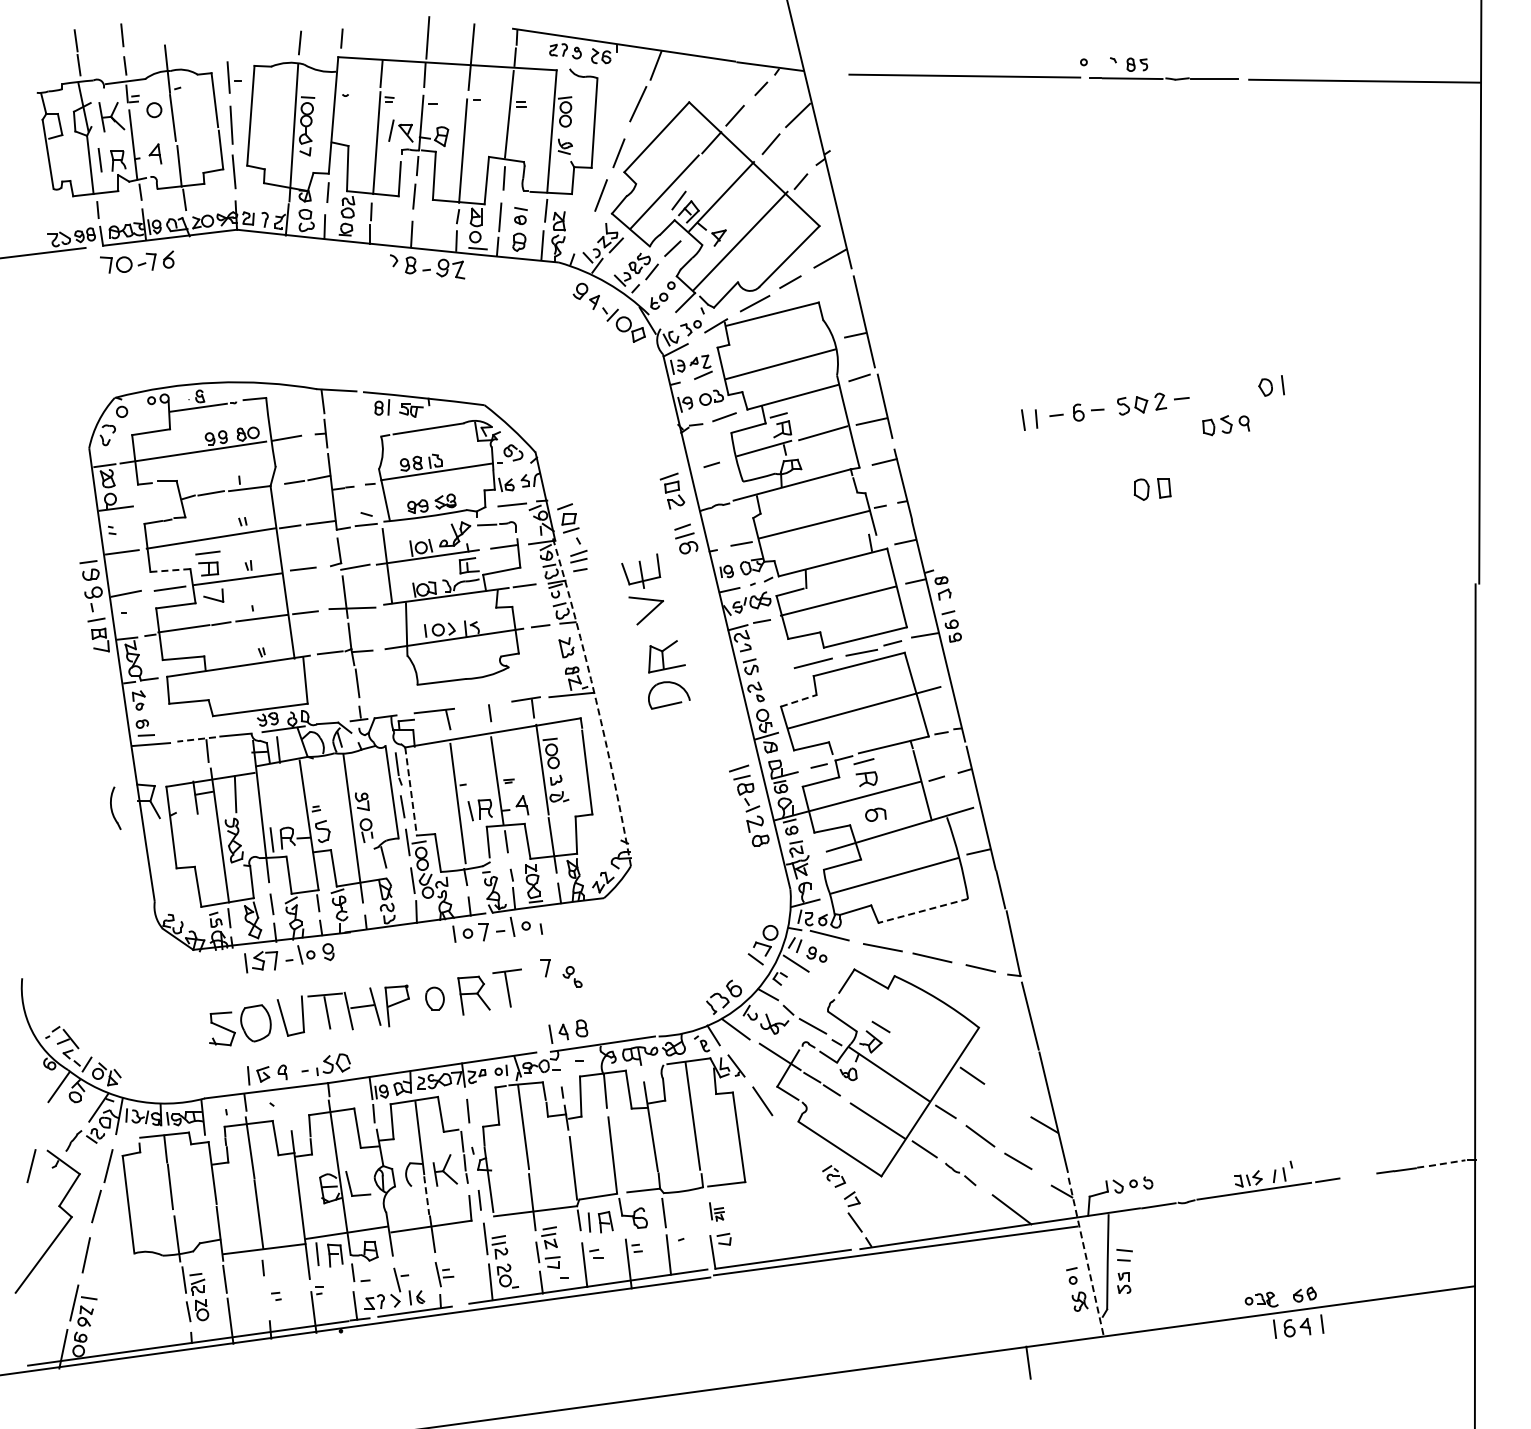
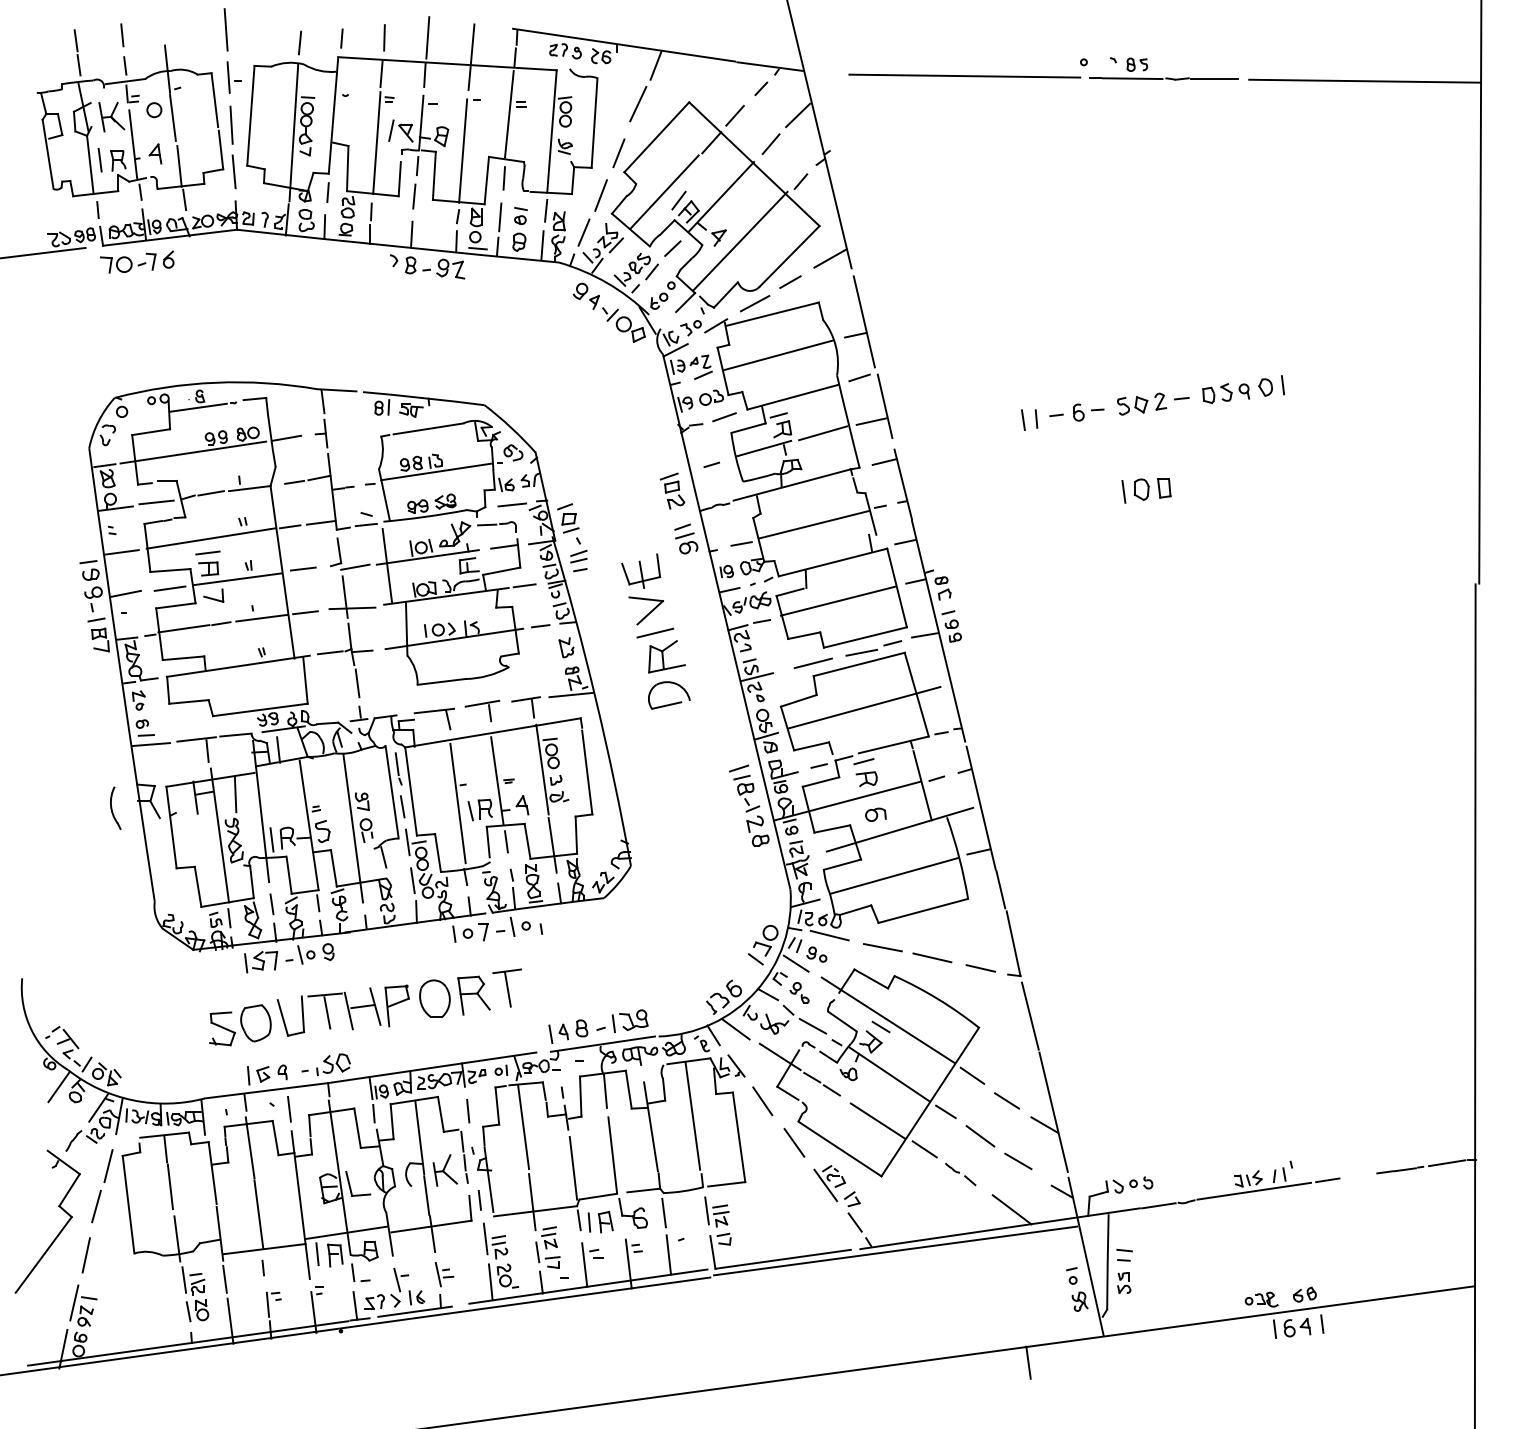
line: none -> present (225, 29)
line: none -> present (384, 37)
line: none -> present (583, 232)
line position: (780, 364) -> (778, 355) (778, 355)
part position: (1225, 425) -> (1225, 393) (1225, 393)
line: none -> present (1123, 491)
line: none -> present (156, 502)
line: dashed -> solid (170, 570)
line: none -> present (655, 632)
line: none -> present (756, 677)
arc: dashed -> solid (596, 700)
line: dashed -> solid (798, 700)
line: none -> present (482, 703)
line: dashed -> solid (196, 739)
line: dashed -> solid (411, 792)
line: dashed -> solid (922, 911)
part: present -> none (545, 968)
part position: (572, 976) -> (799, 992) (799, 992)
part size: 20x25 px -> 32x39 px (434, 998)
line: none -> present (887, 1019)
part: none -> present (622, 1021)
line: none -> present (1007, 1100)
line: none -> present (289, 1108)
line: none -> present (794, 1142)
line: dashed -> solid (1447, 1163)
line: present -> none (31, 1166)
line: none -> present (825, 1185)
line: dashed -> solid (426, 1196)
part size: 16x20 px -> 26x32 px (716, 1211)
line: dashed -> solid (1086, 1256)
line: none -> present (267, 1304)
